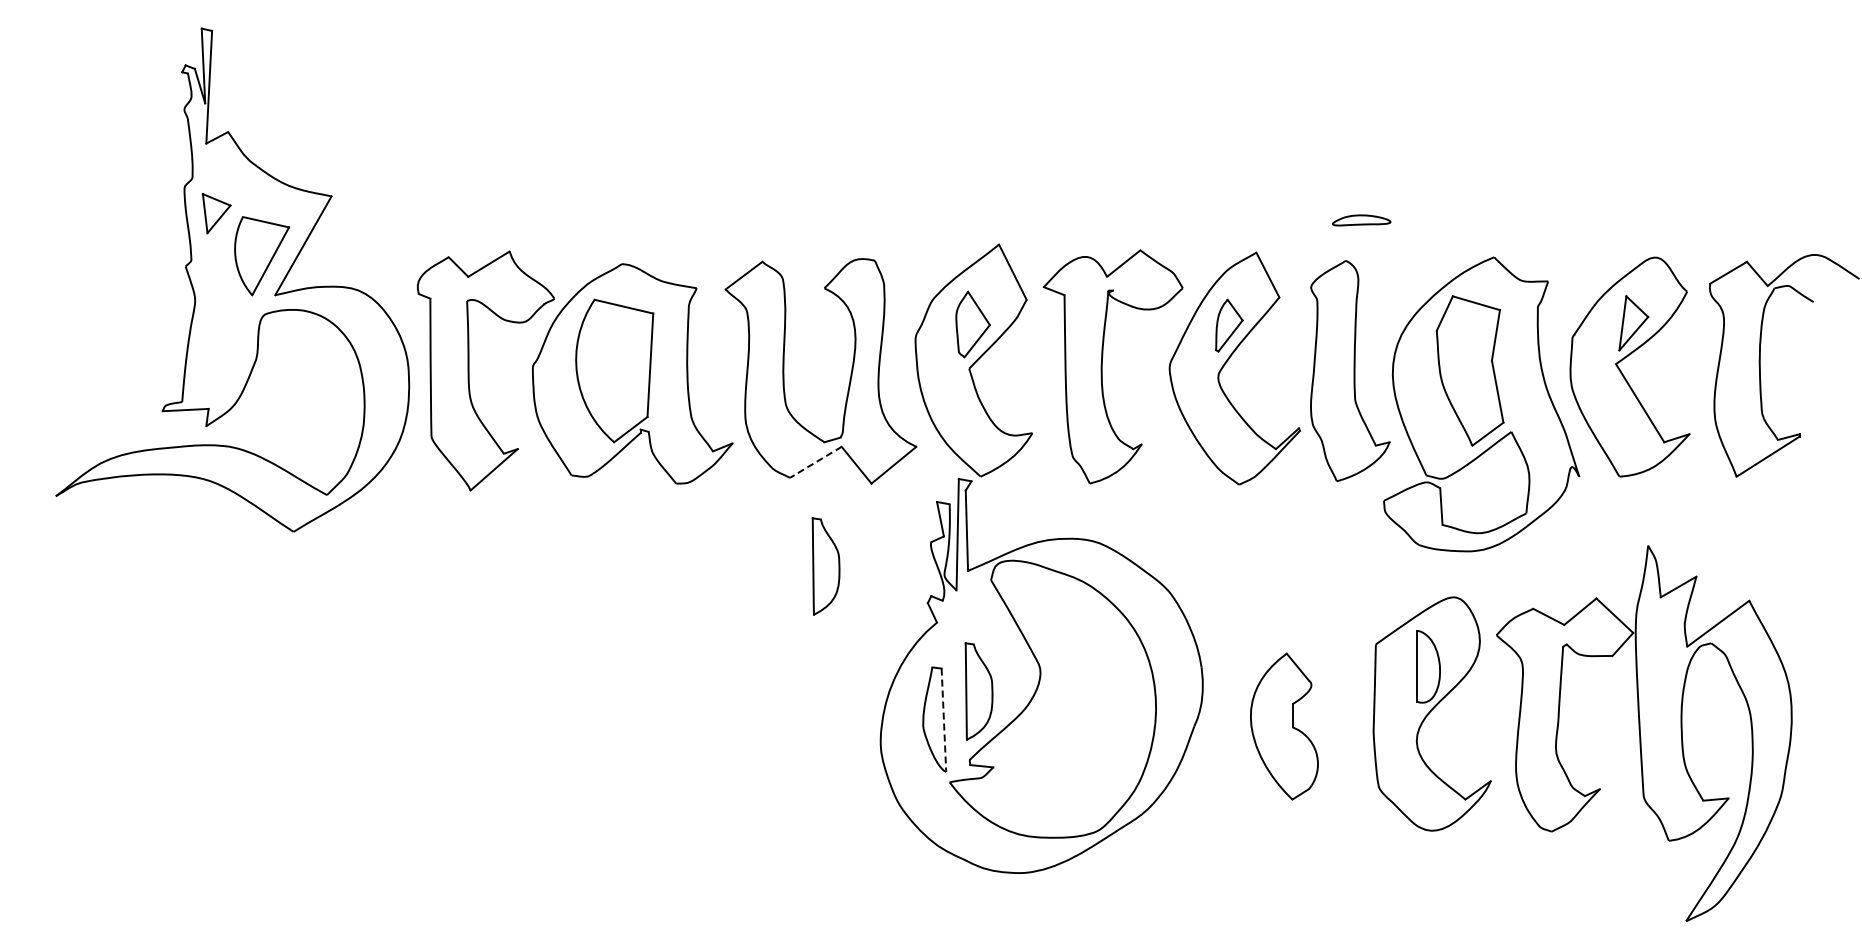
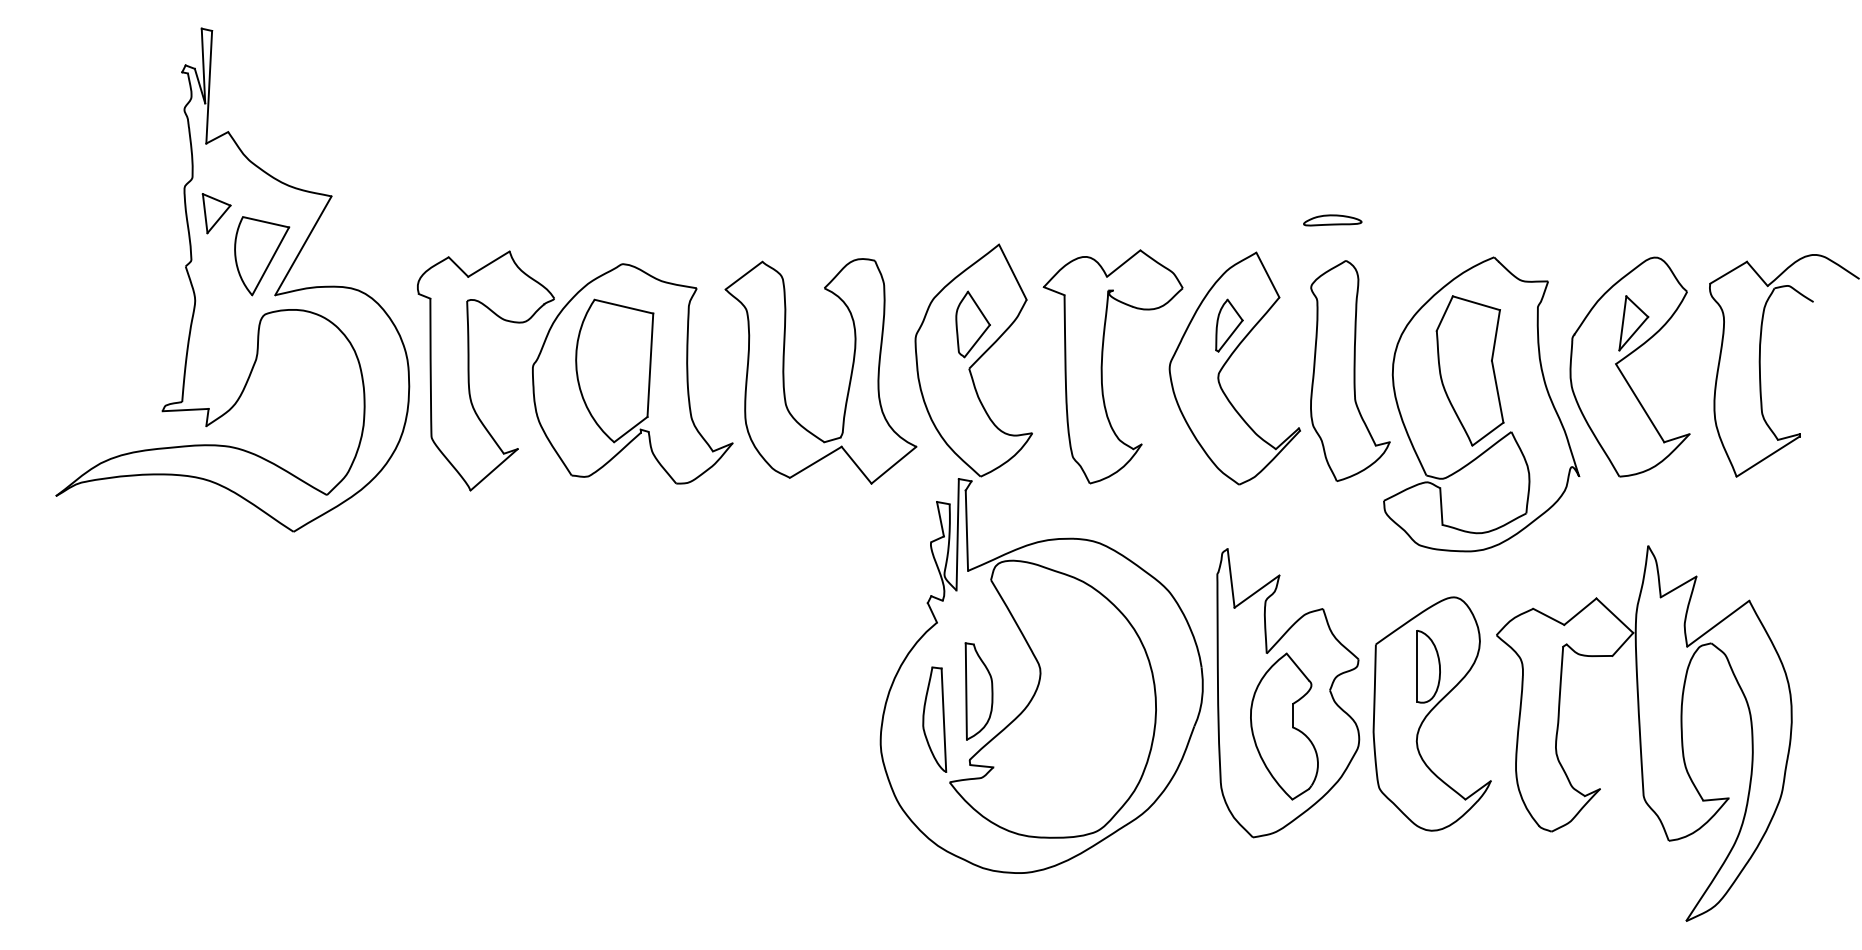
part position: (1361, 220) -> (1332, 220) (1332, 220)
line: dashed -> solid (815, 462)
part: present -> none (825, 566)
part: none -> present (1288, 693)
line: dashed -> solid (943, 720)
